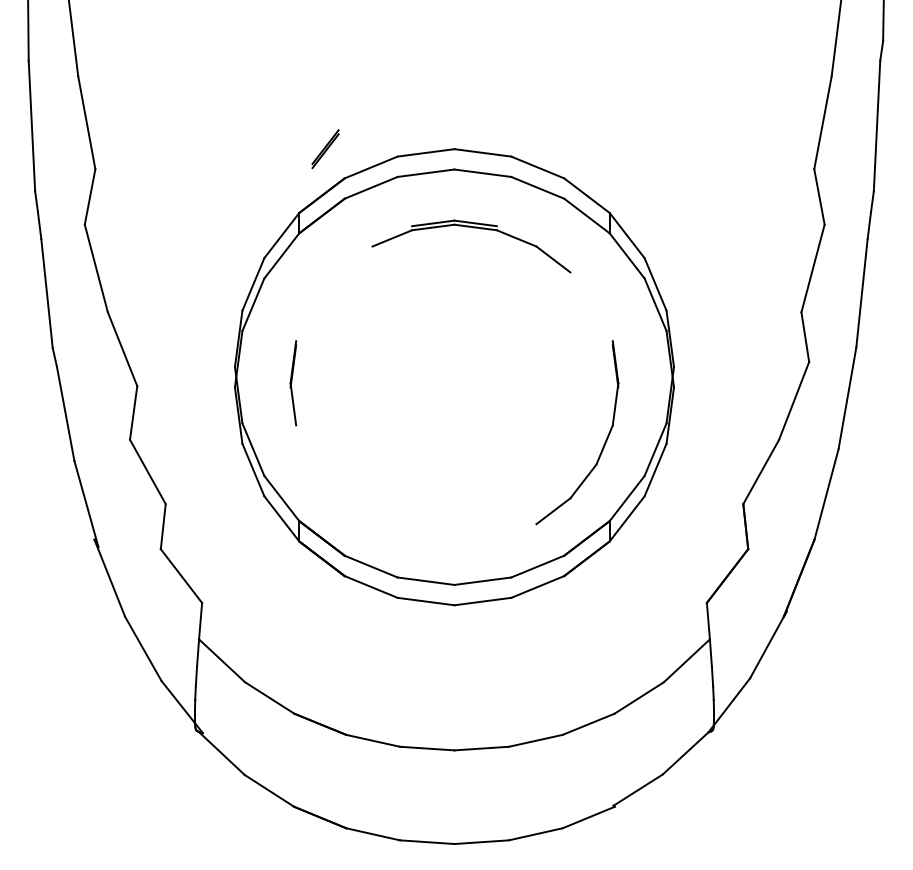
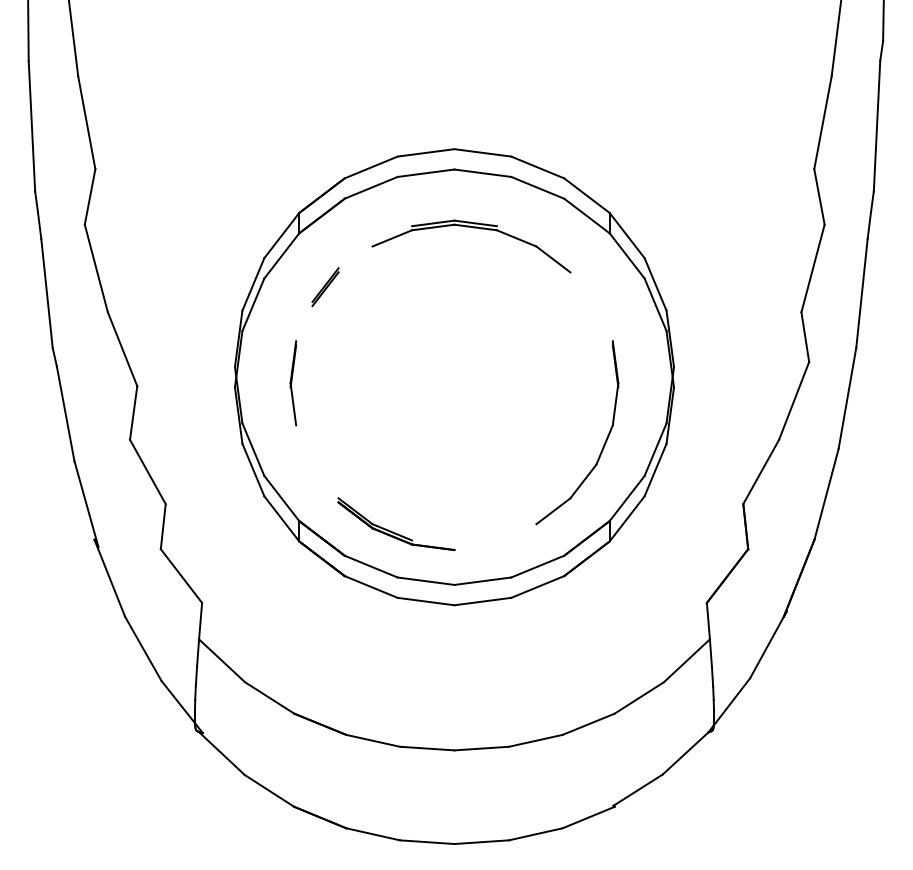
part position: (325, 149) -> (325, 287) (325, 287)
part: none -> present (393, 531)
